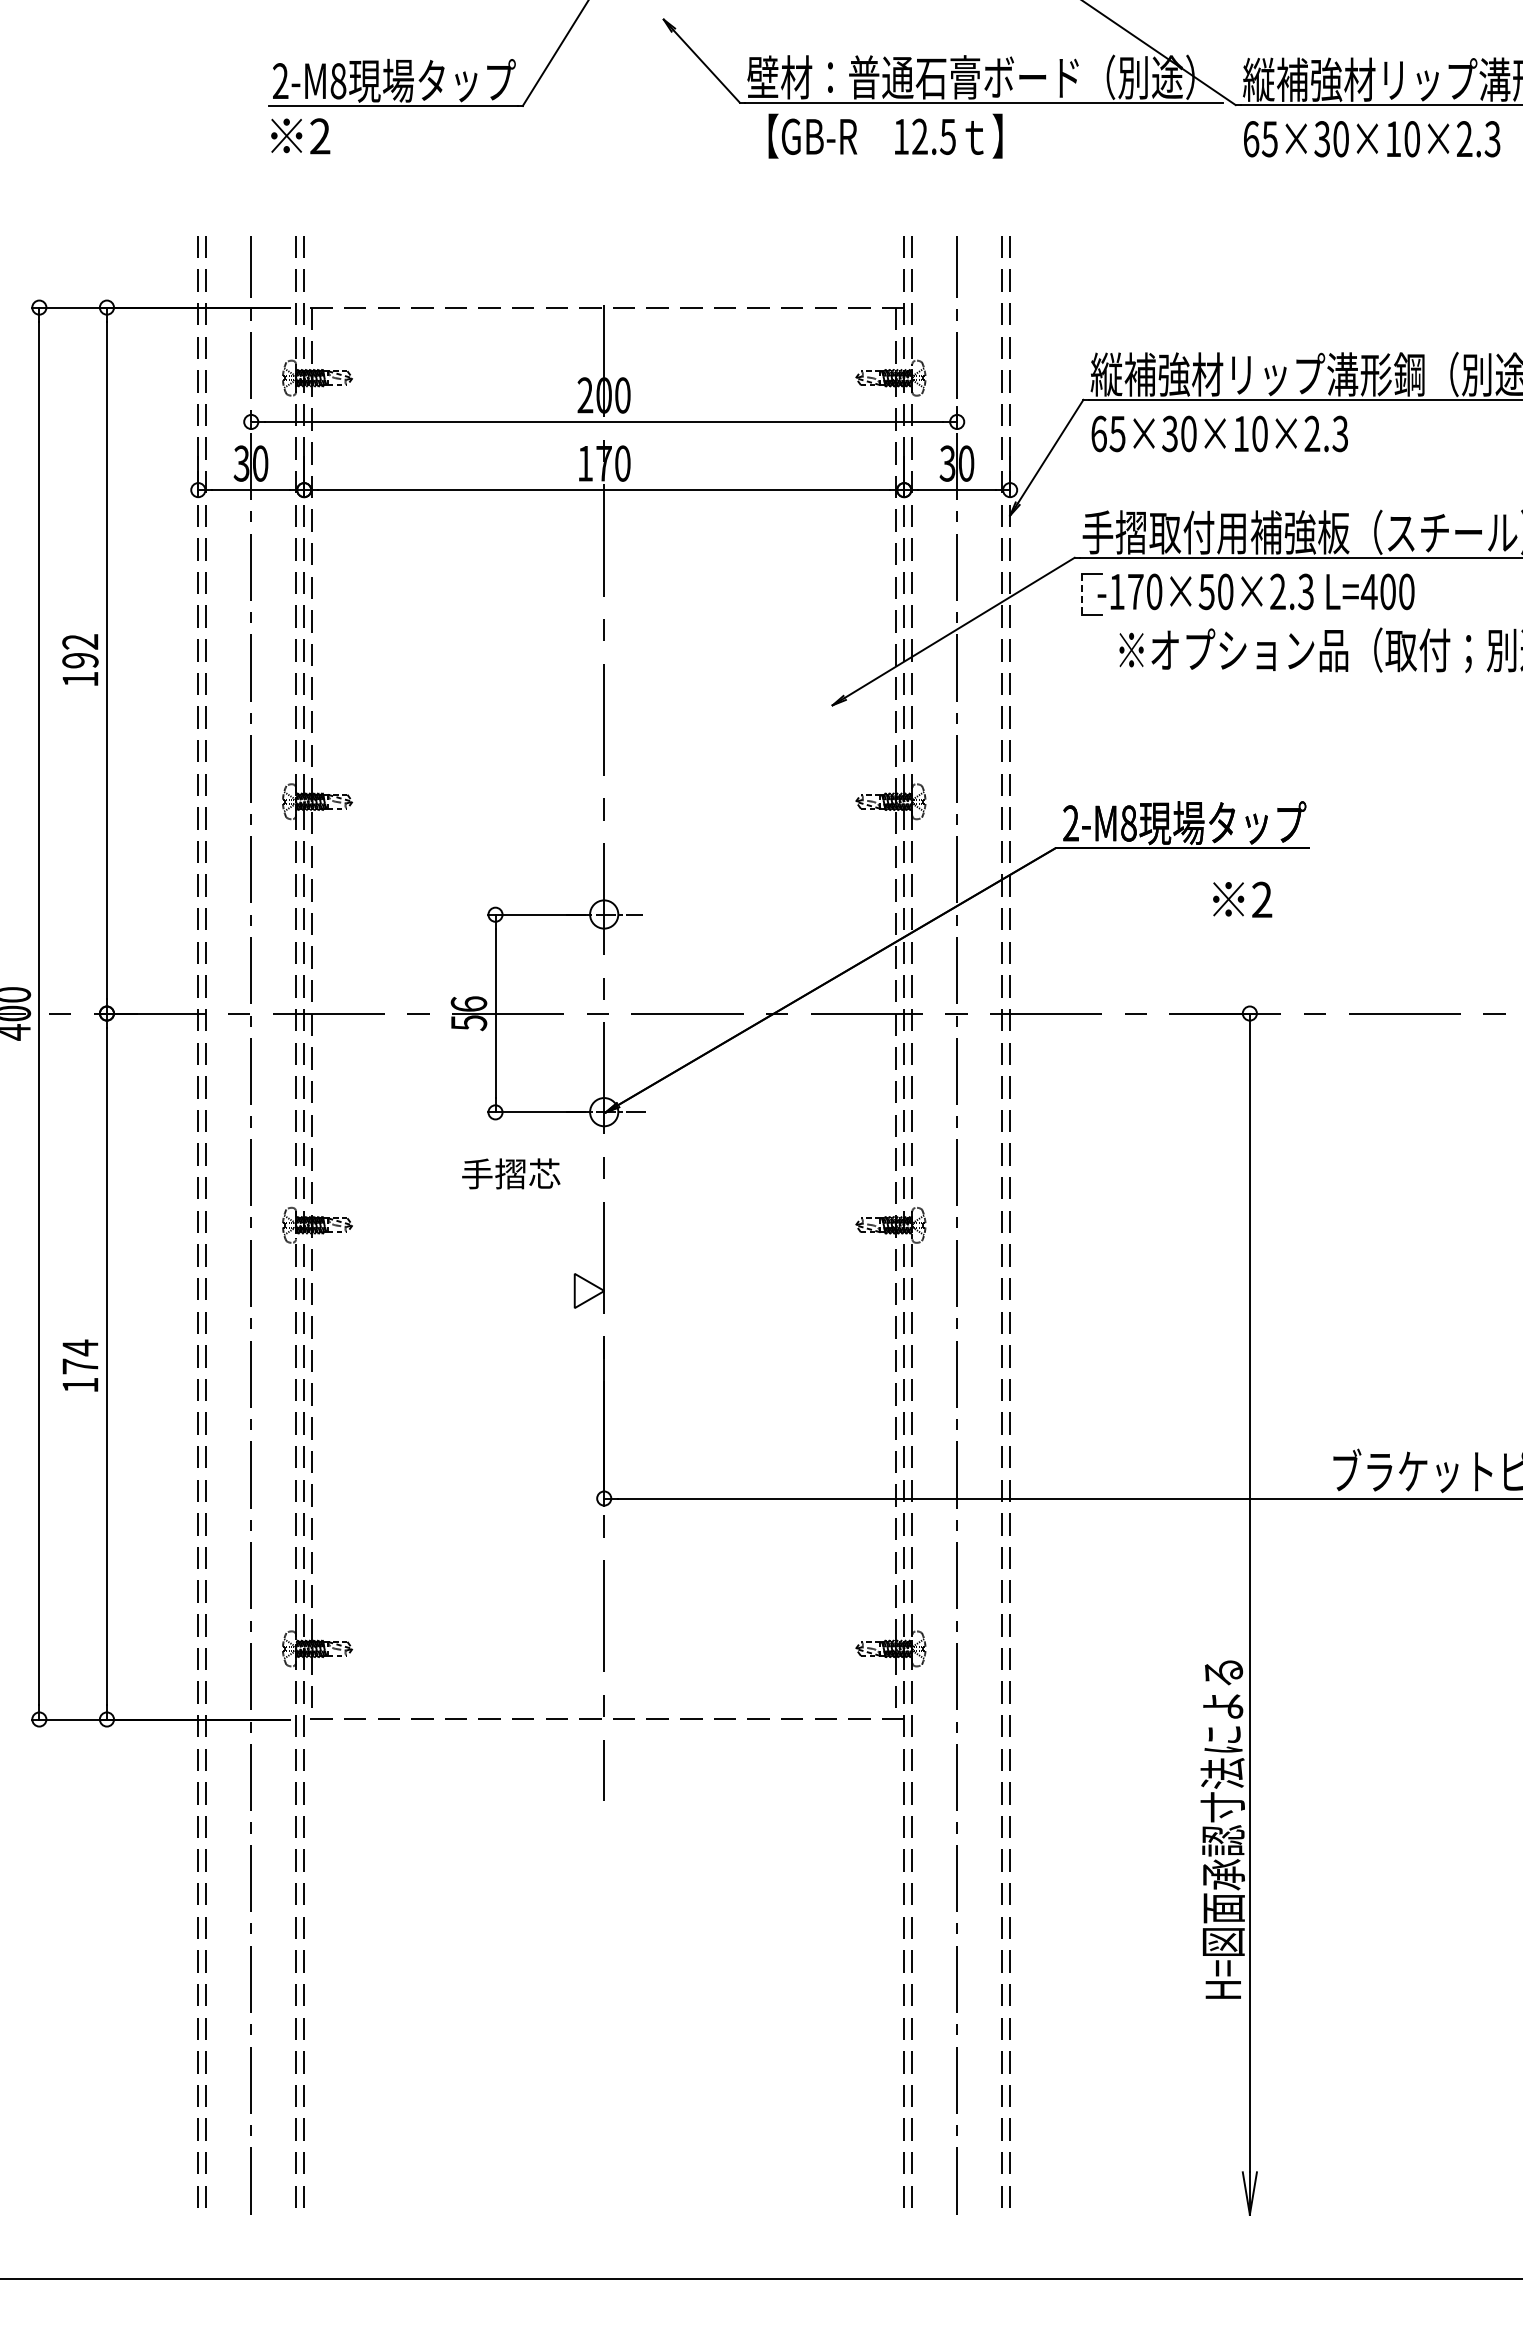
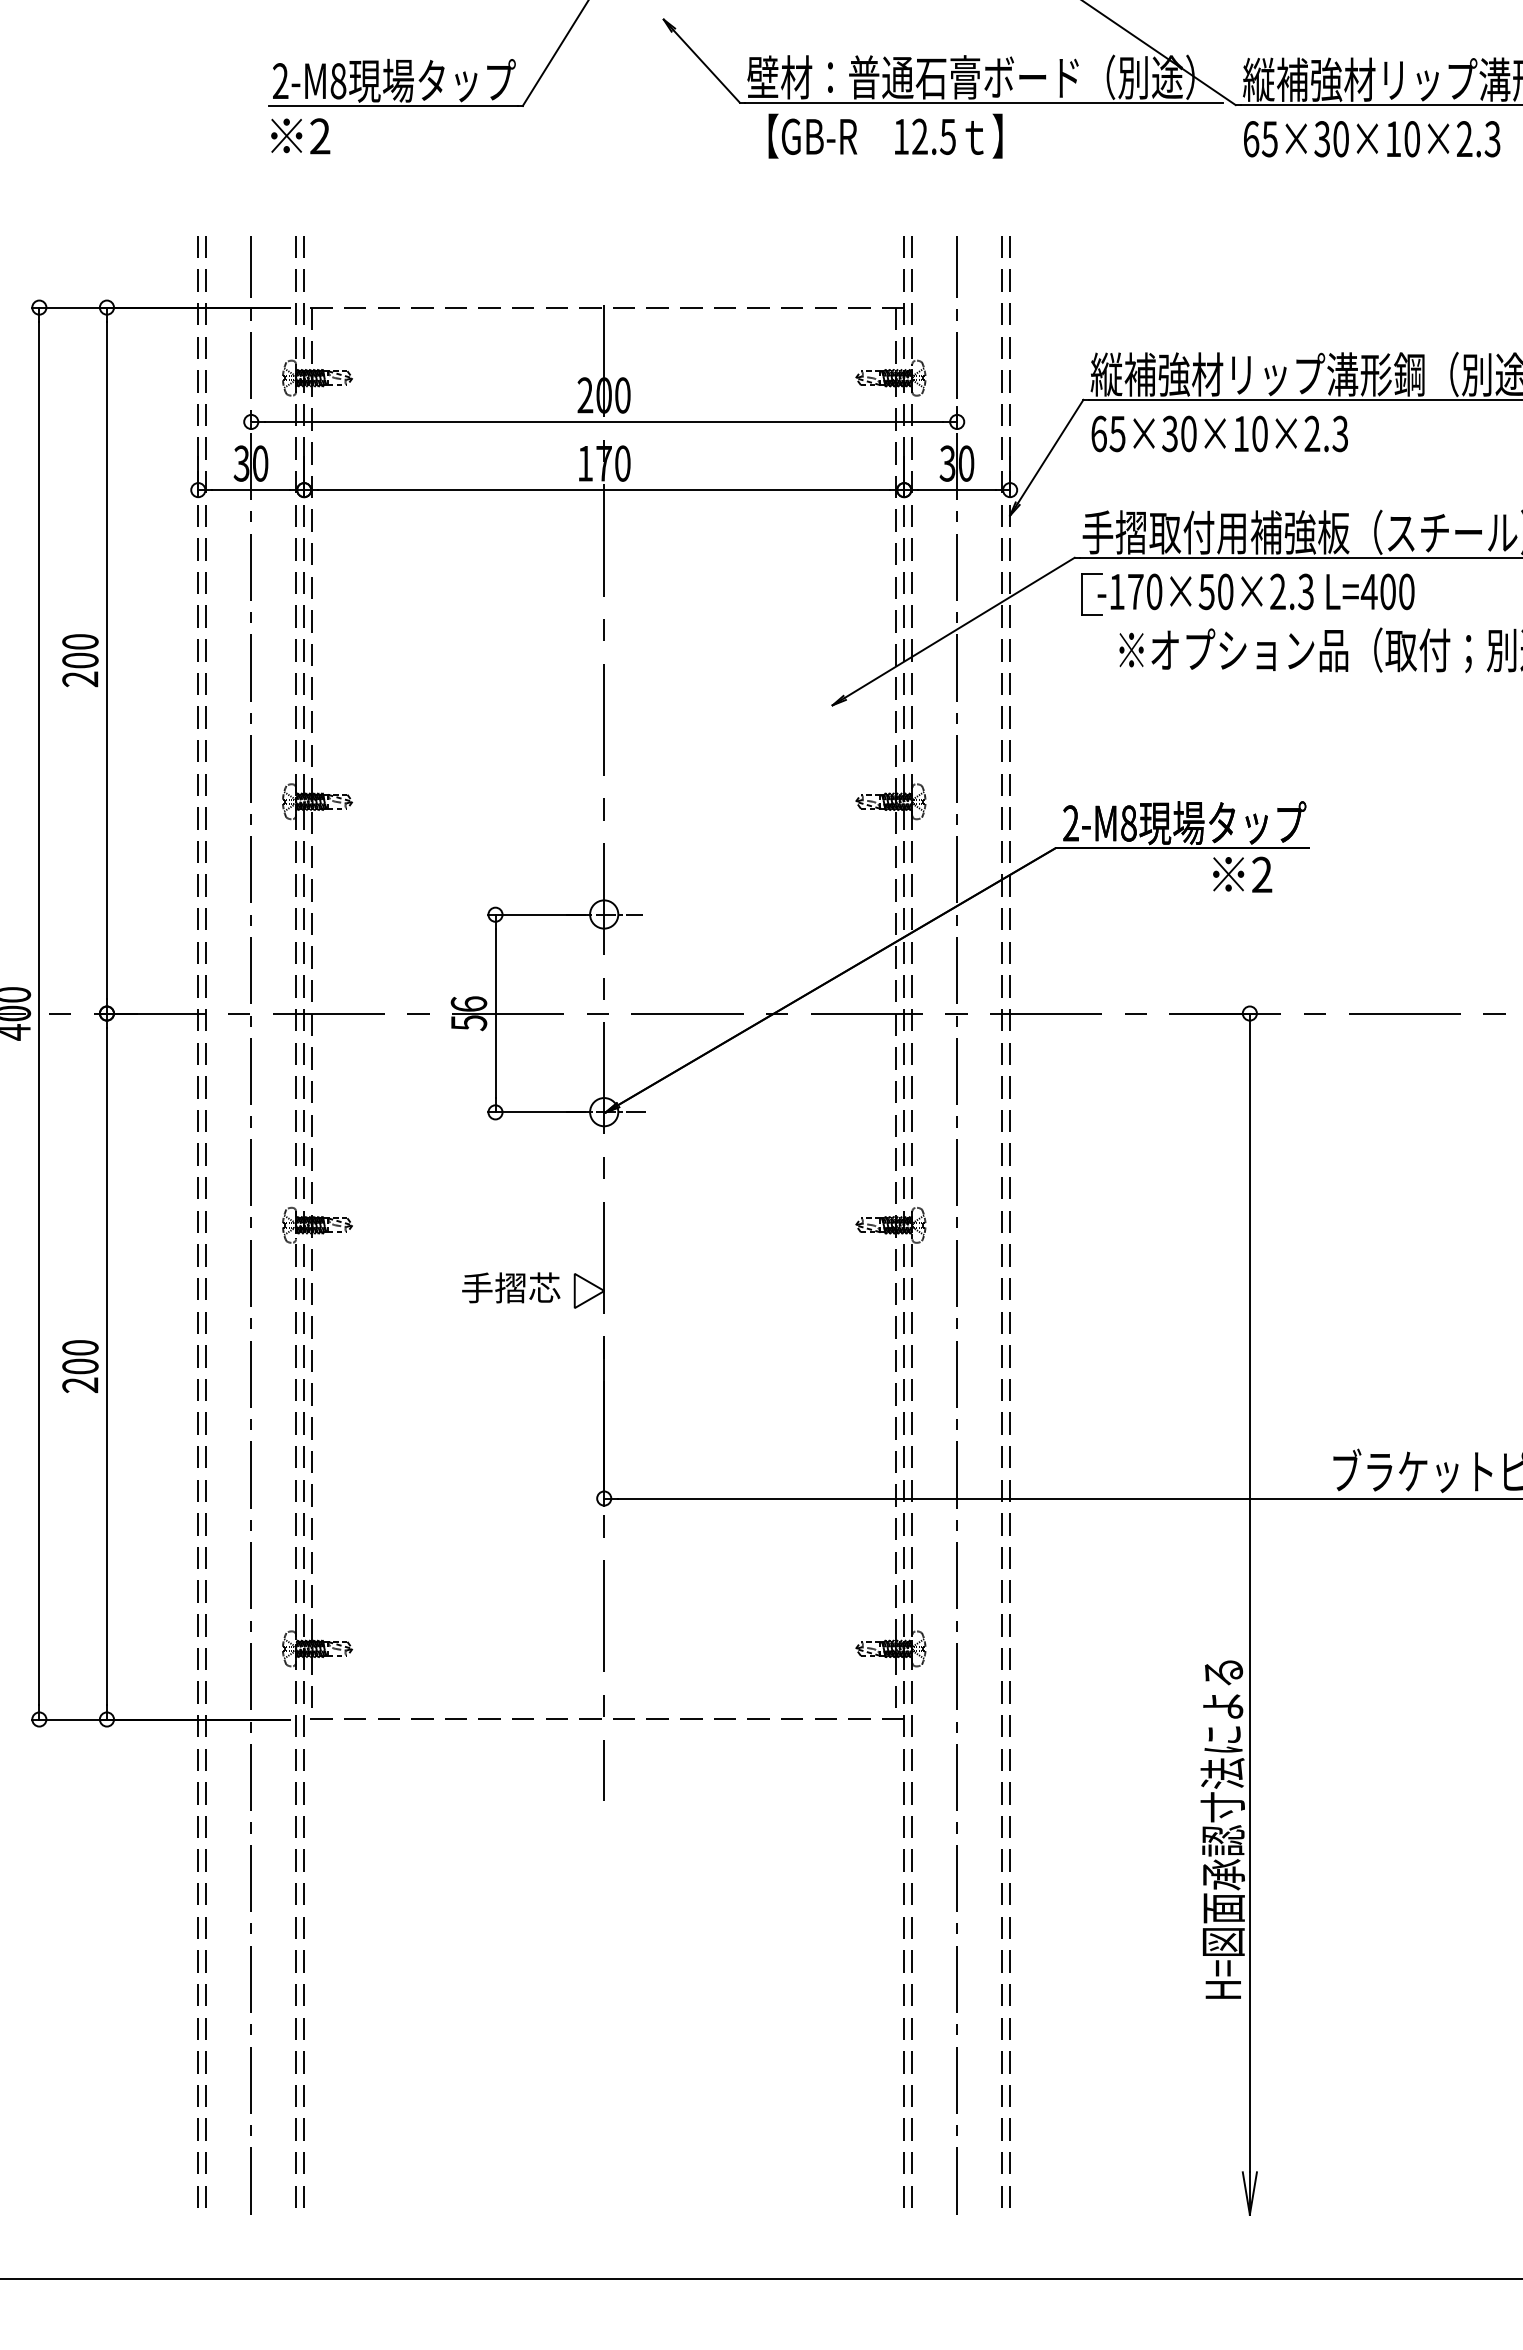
line: dashed -> solid (1081, 594)
text: 192 -> 200 (80, 660)
text position: (1242, 899) -> (1242, 874) (1242, 874)
text position: (511, 1173) -> (511, 1287) (511, 1287)
text: 174 -> 200 (80, 1366)
